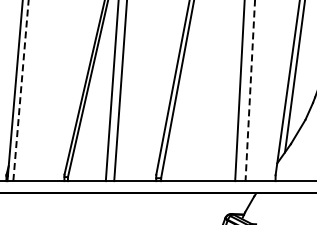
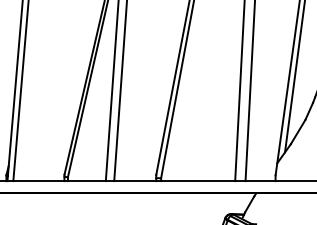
line: dashed -> solid (21, 90)
line: dashed -> solid (250, 91)
